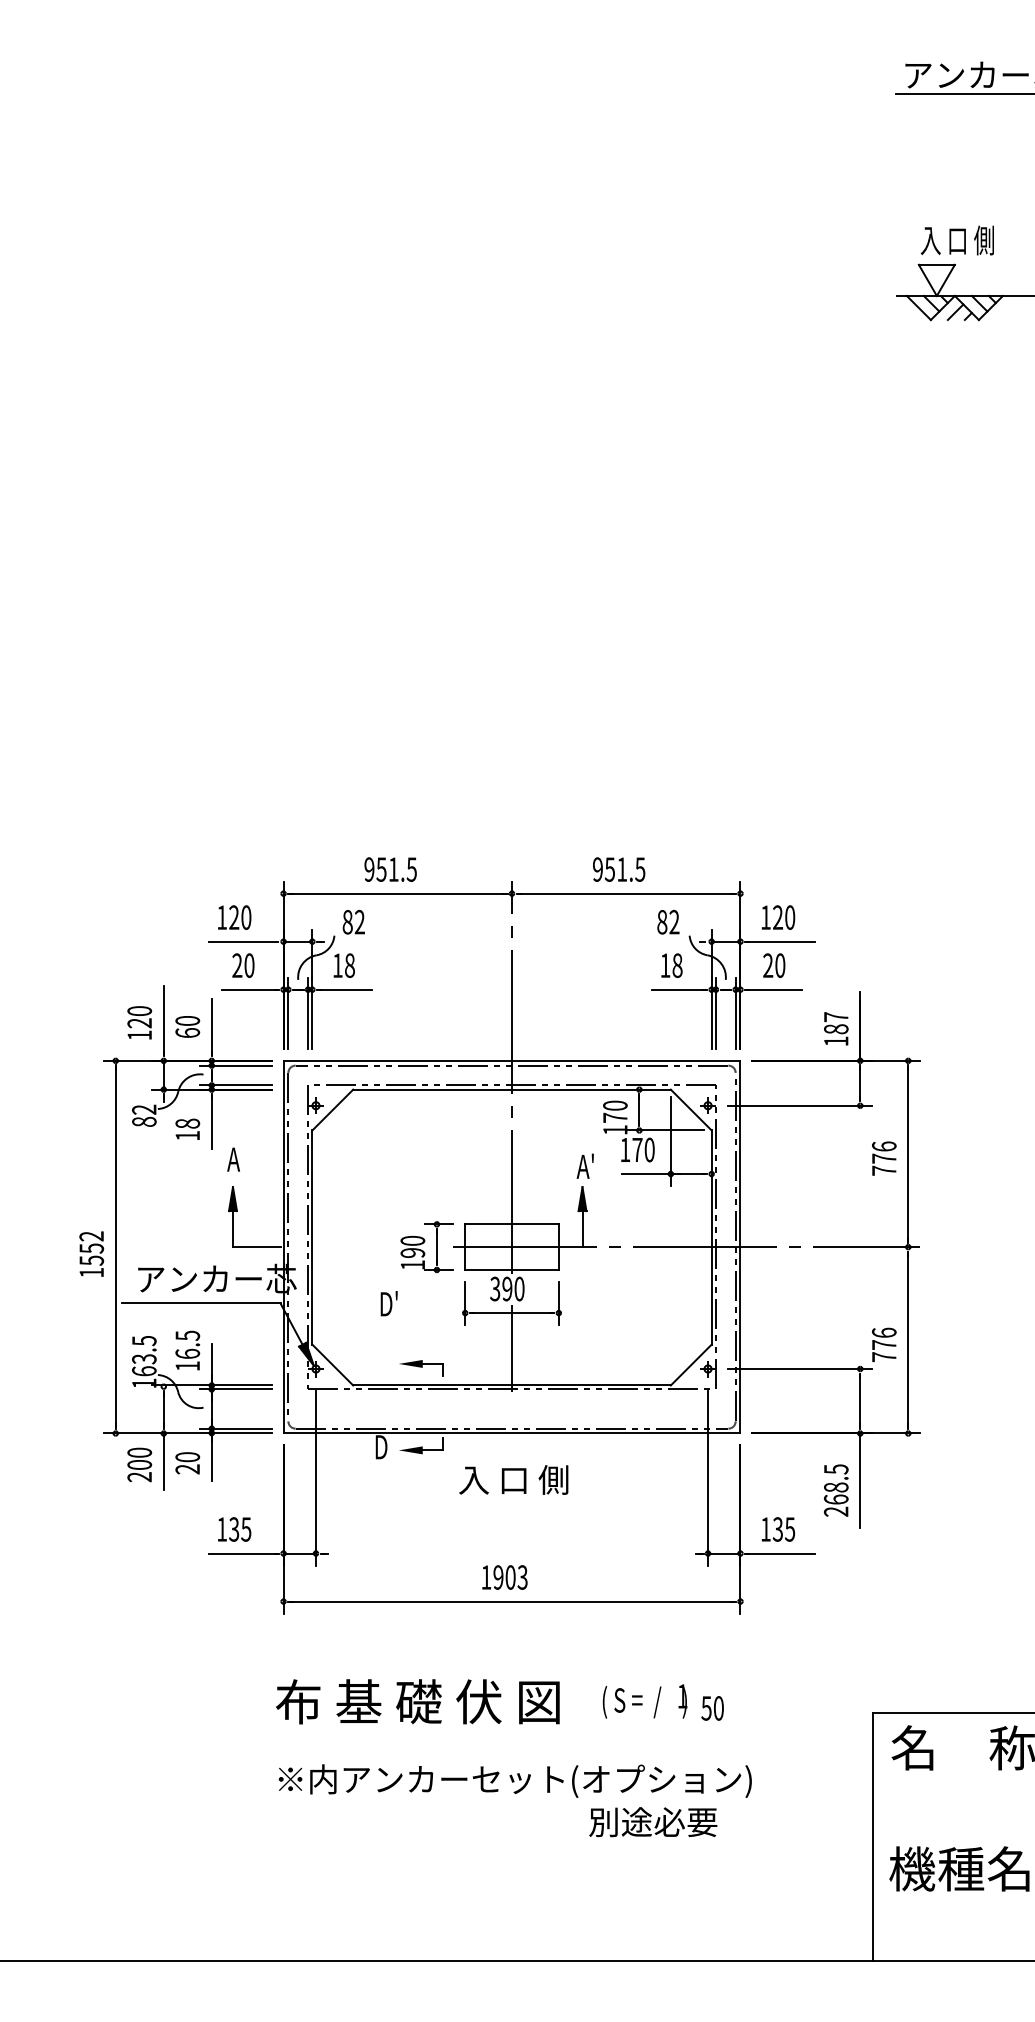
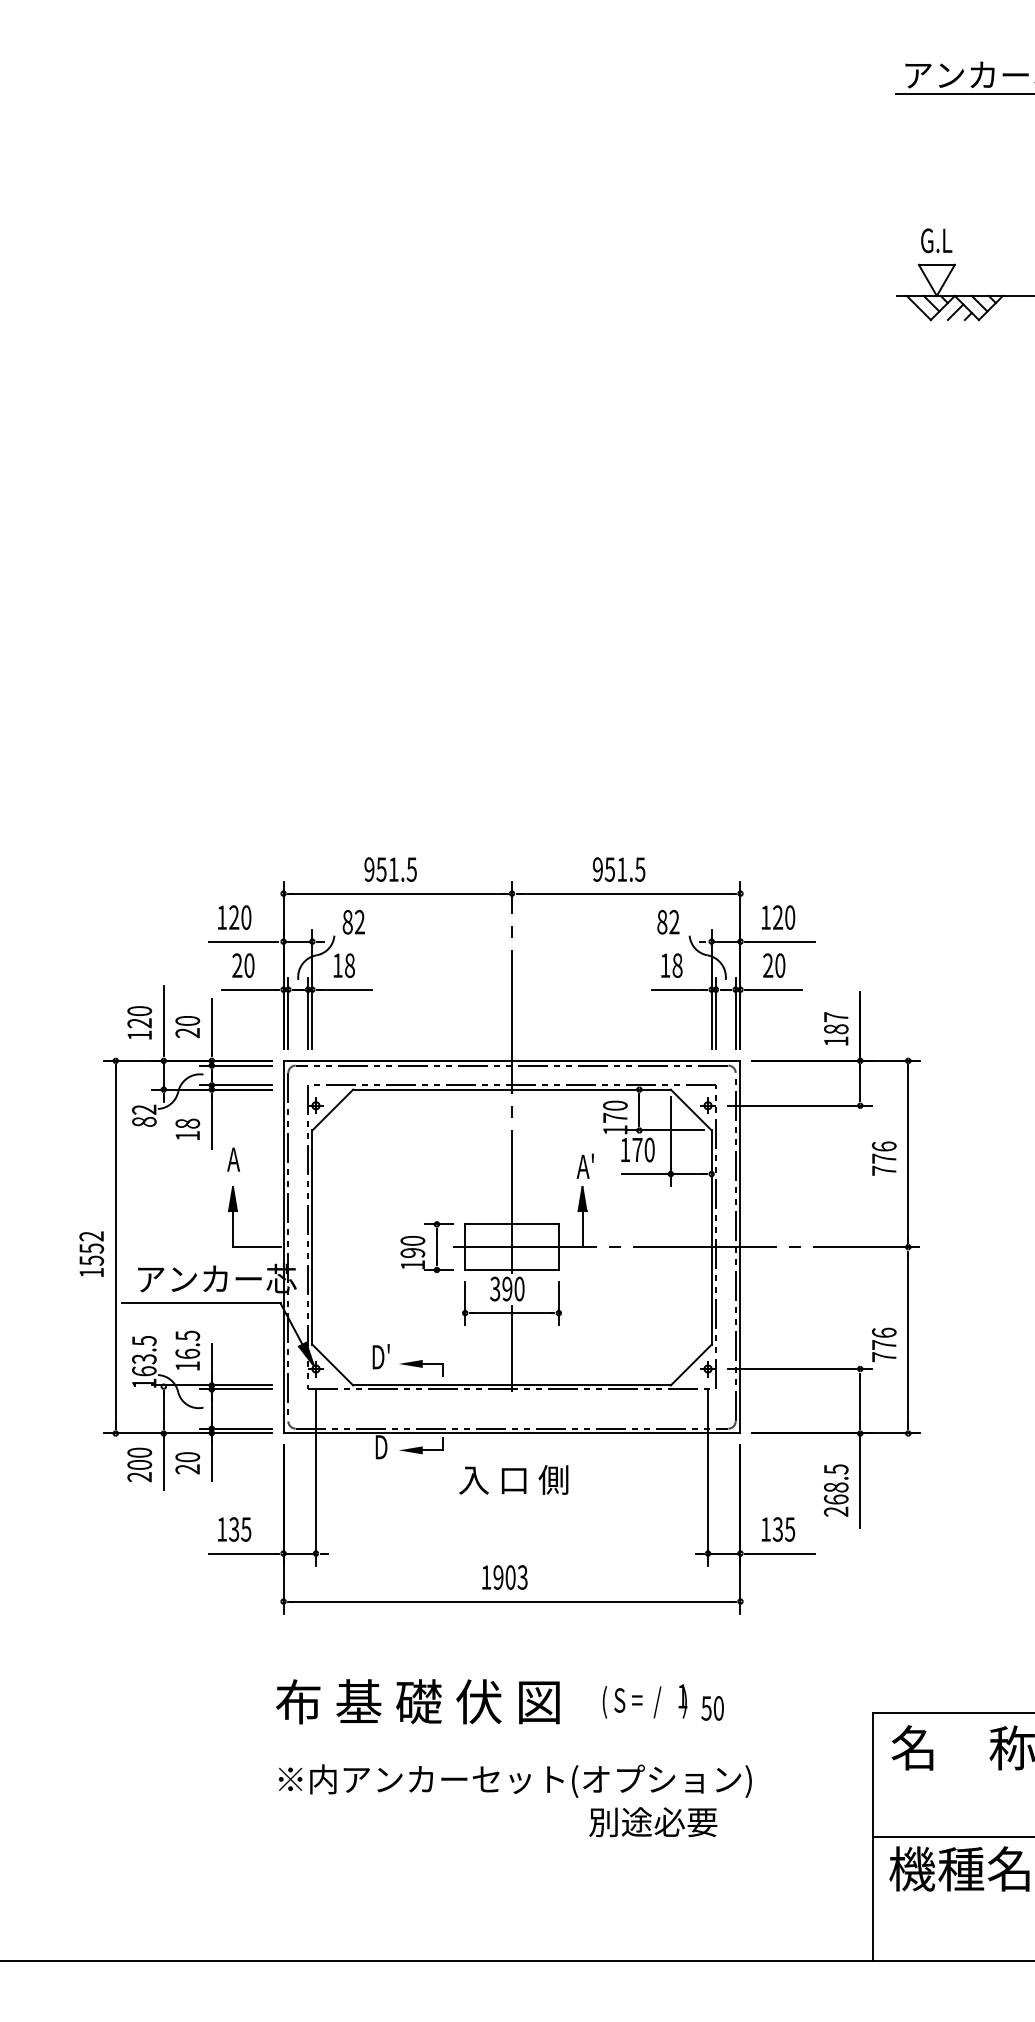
text: 入 口 側 -> G.L (956, 240)
text: 60 -> 20 (187, 1033)
text position: (388, 1303) -> (380, 1356) (380, 1356)
line: none -> present (952, 1837)
